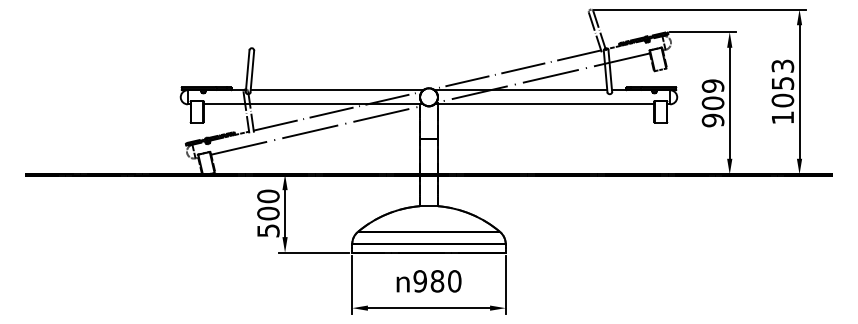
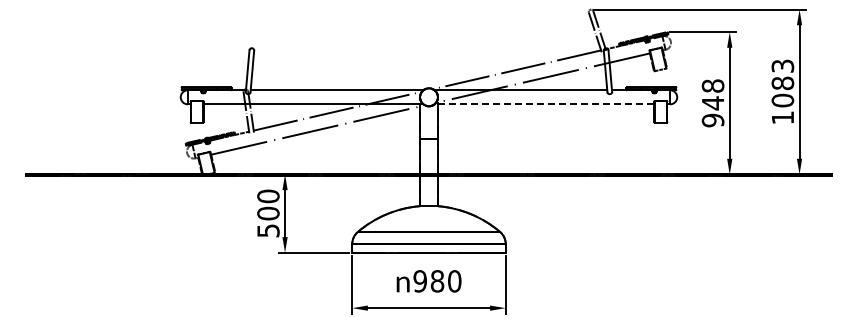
text: 1053 -> 1083 (782, 83)
text: 909 -> 948 (712, 94)
line: solid -> dashed (544, 104)
